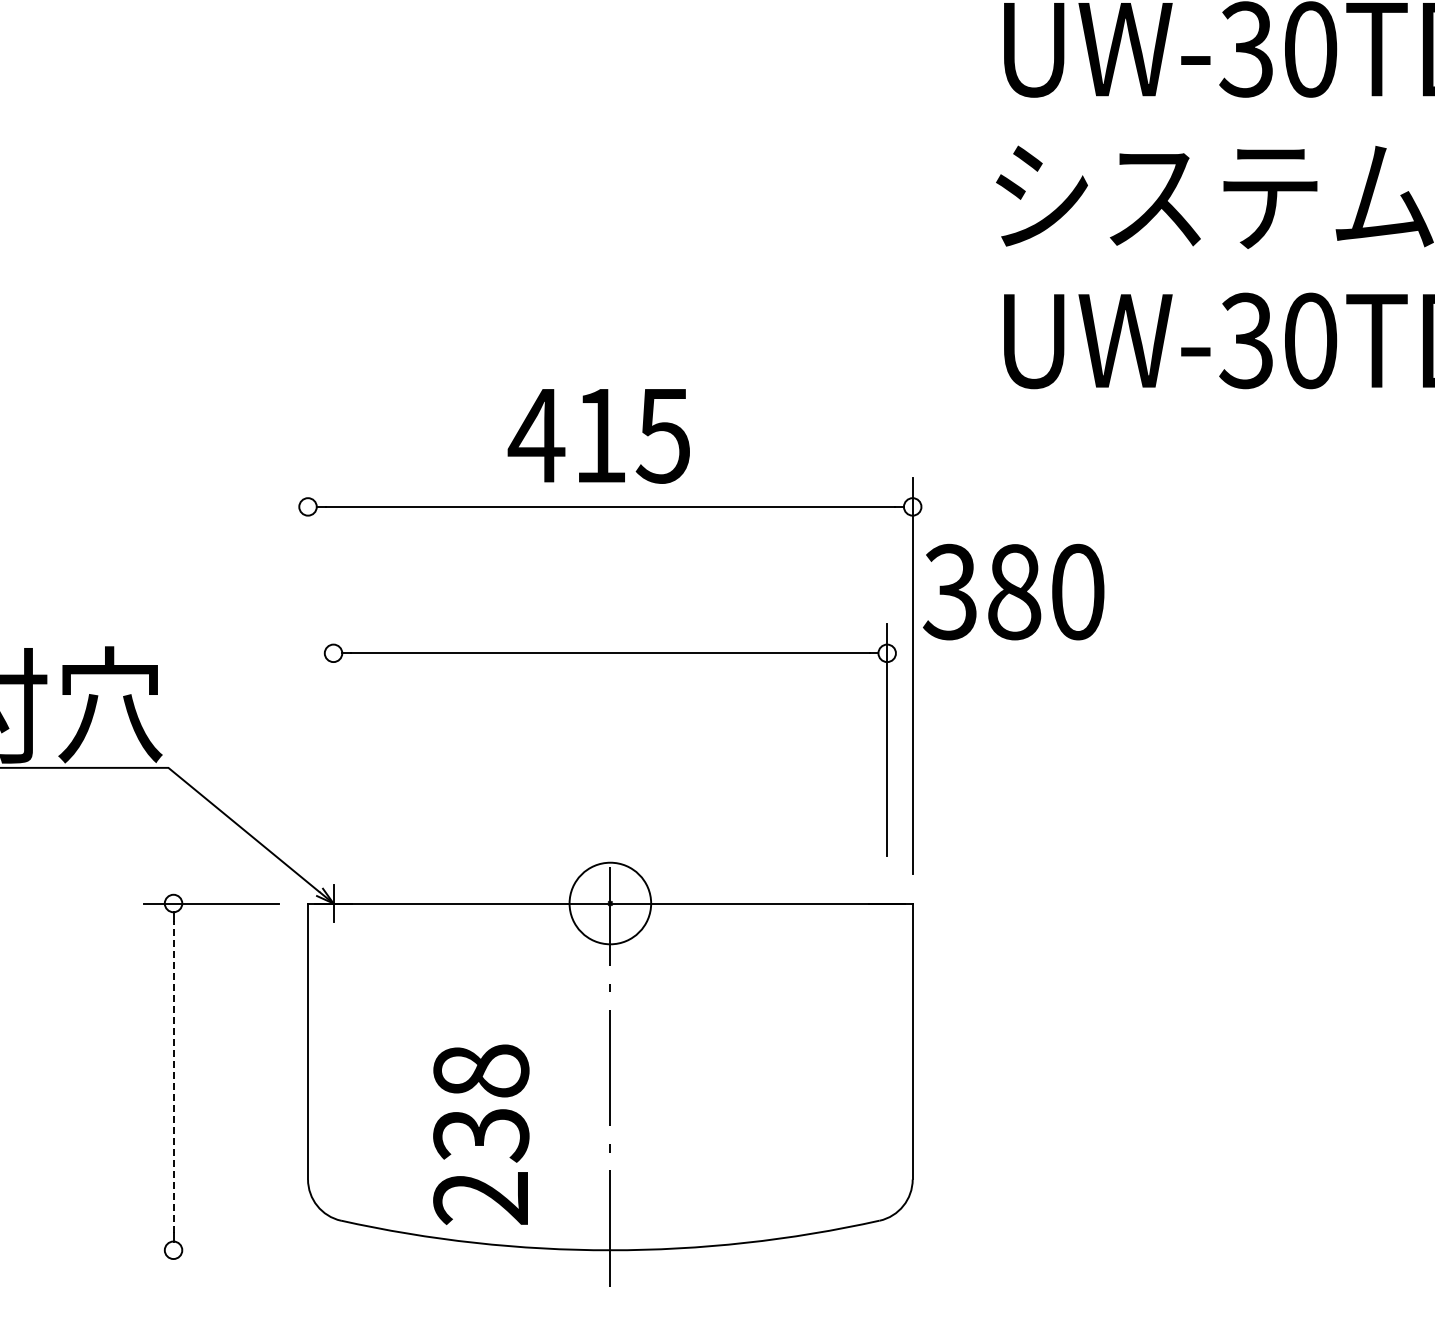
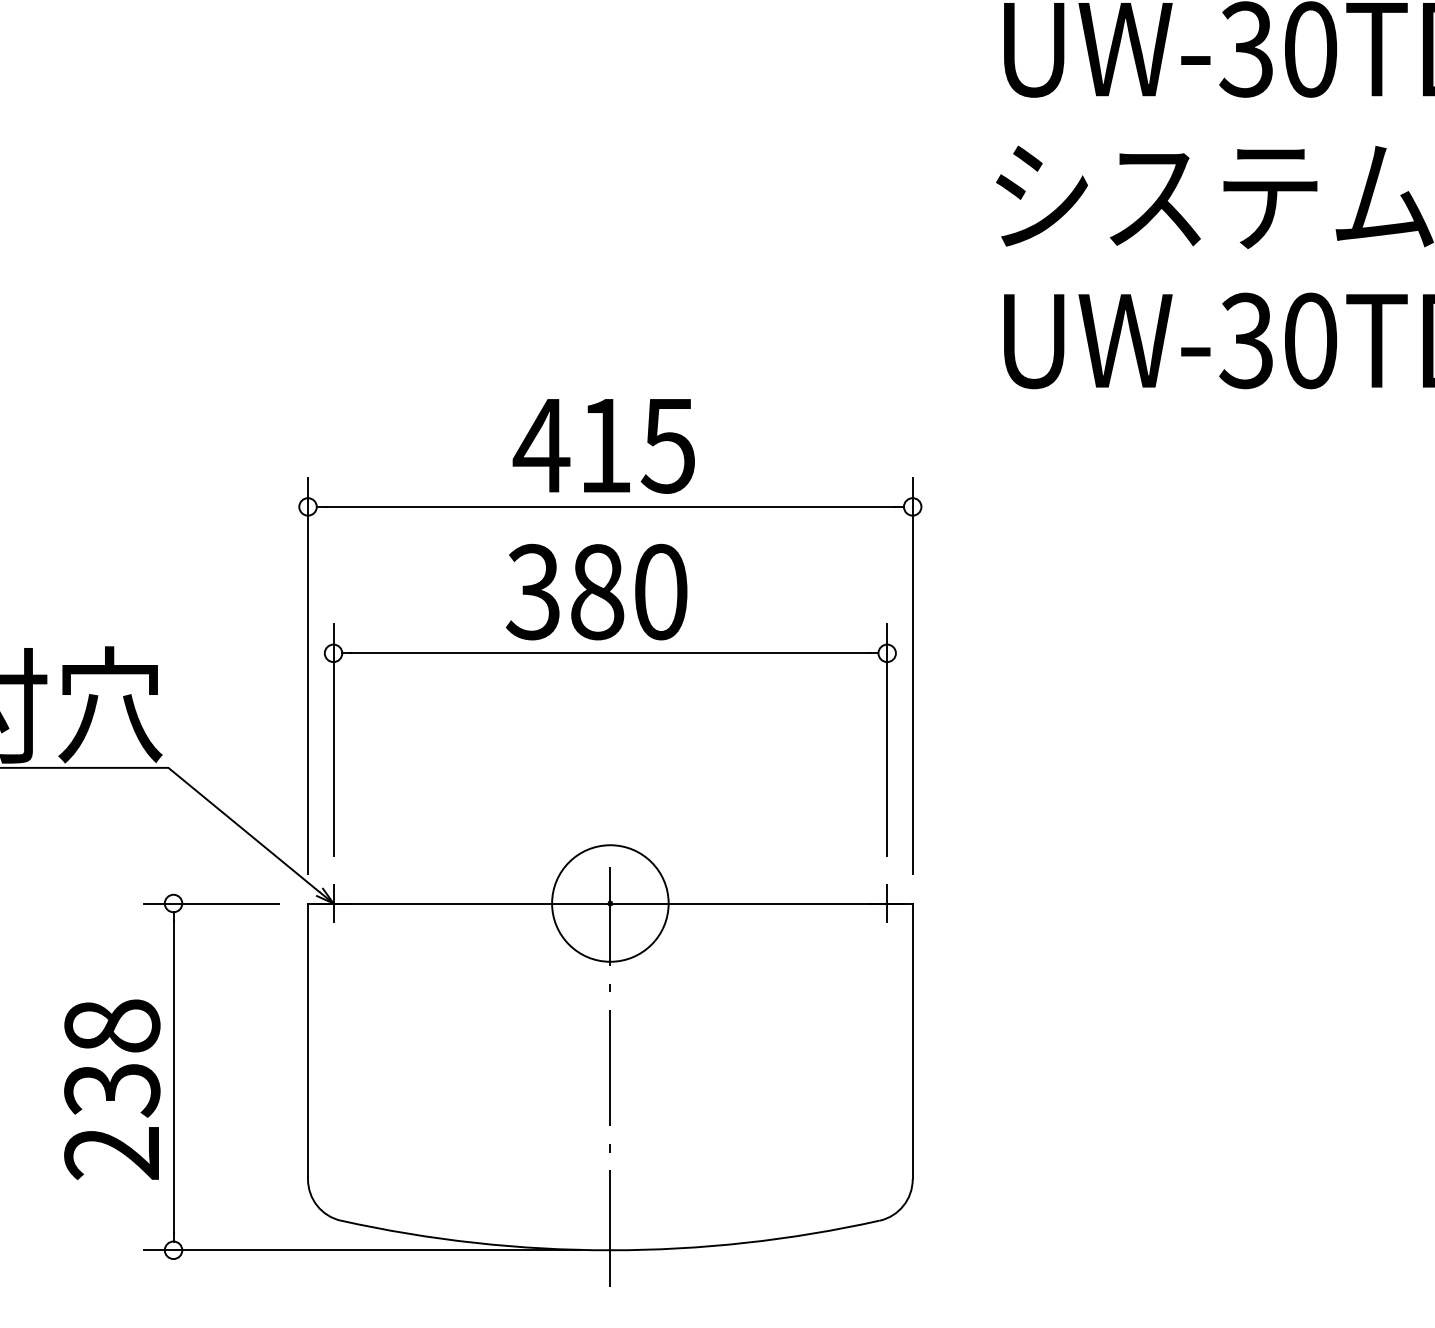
text position: (598, 436) -> (603, 446) (603, 446)
text position: (1013, 591) -> (596, 591) (596, 591)
line: none -> present (308, 675)
line: none -> present (333, 740)
circle diameter: 82 px -> 117 px (610, 903)
line: none -> present (887, 903)
line: dashed -> solid (173, 1076)
text position: (481, 1134) -> (112, 1089) (112, 1089)
line: none -> present (362, 1250)
